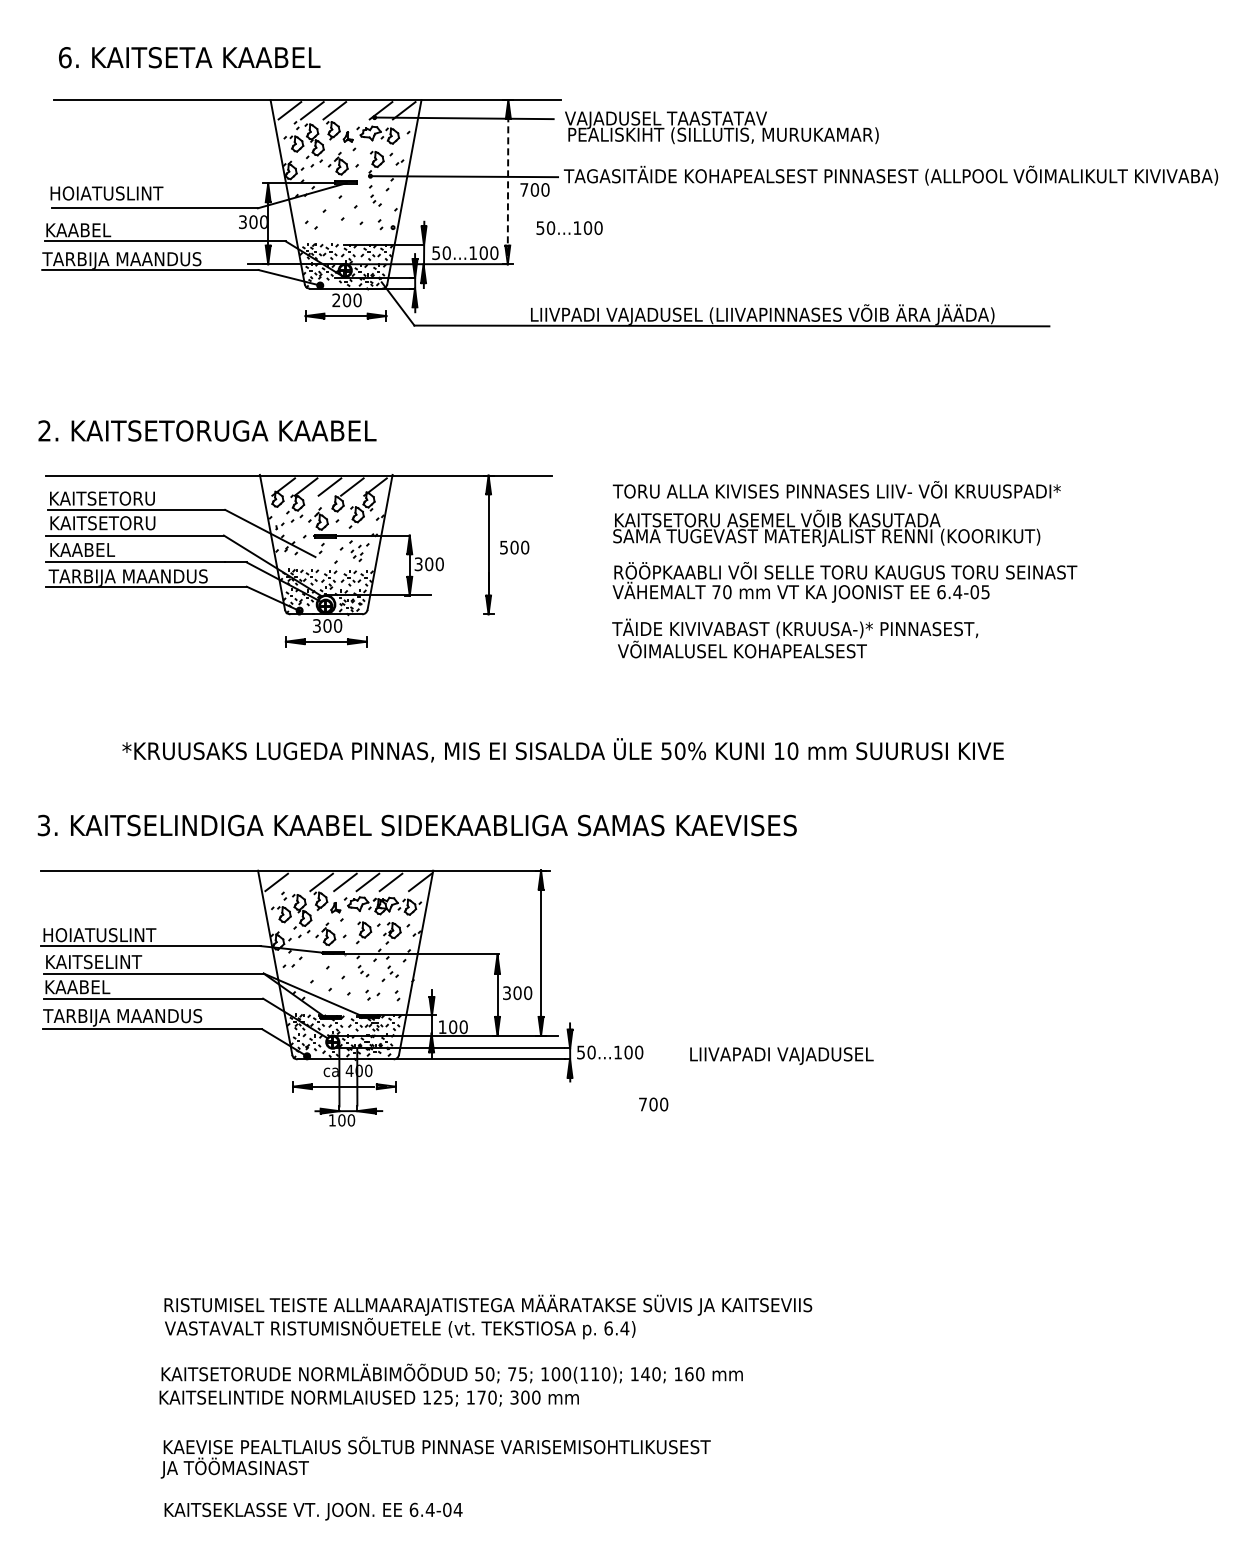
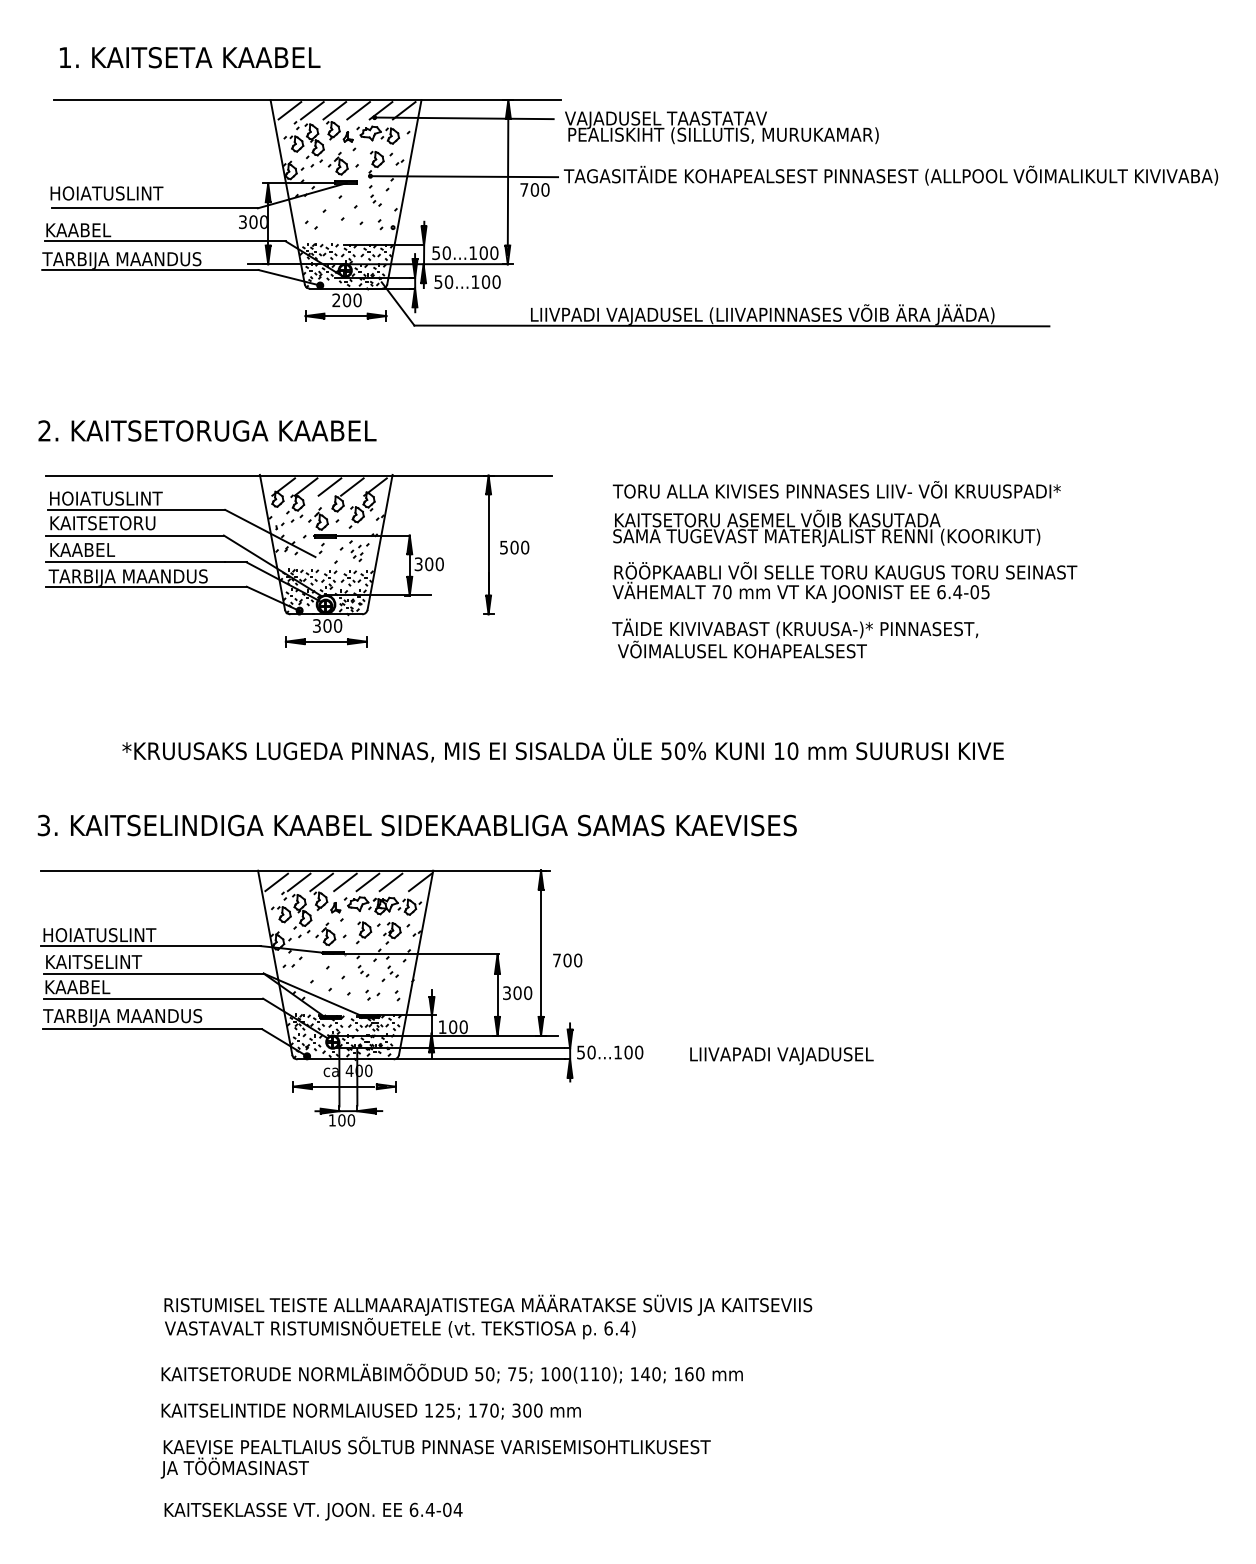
text: 6. -> 1. (65, 57)
line: none -> present (358, 110)
line: dashed -> solid (508, 175)
text position: (569, 227) -> (467, 281) (467, 281)
text: KAITSETORU -> HOIATUSLINT (107, 498)
line: none -> present (298, 882)
text position: (653, 1104) -> (567, 960) (567, 960)
text position: (368, 1398) -> (370, 1411) (370, 1411)
